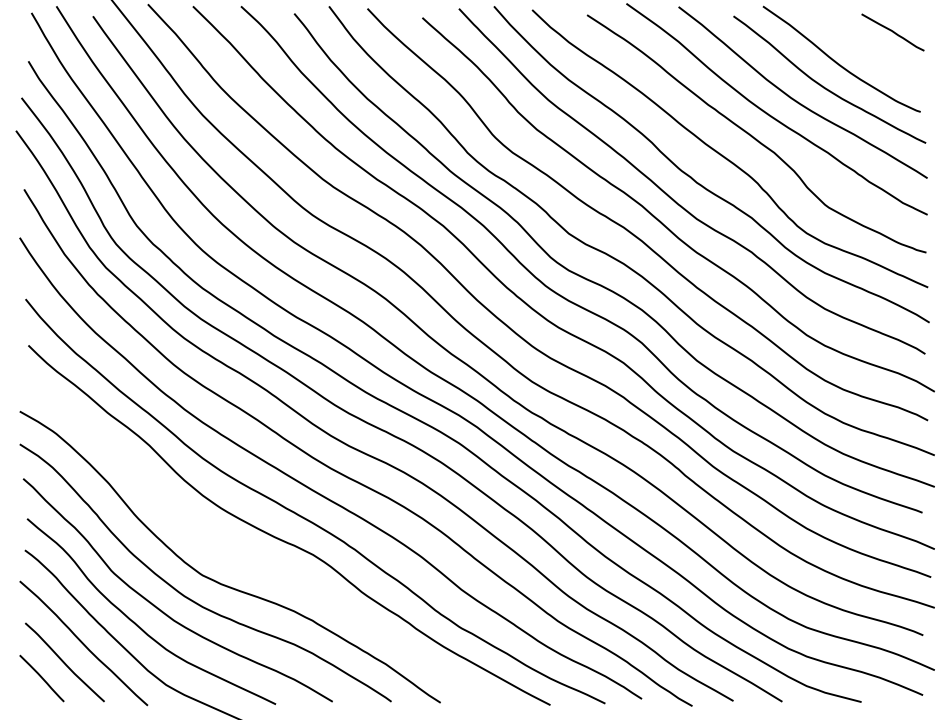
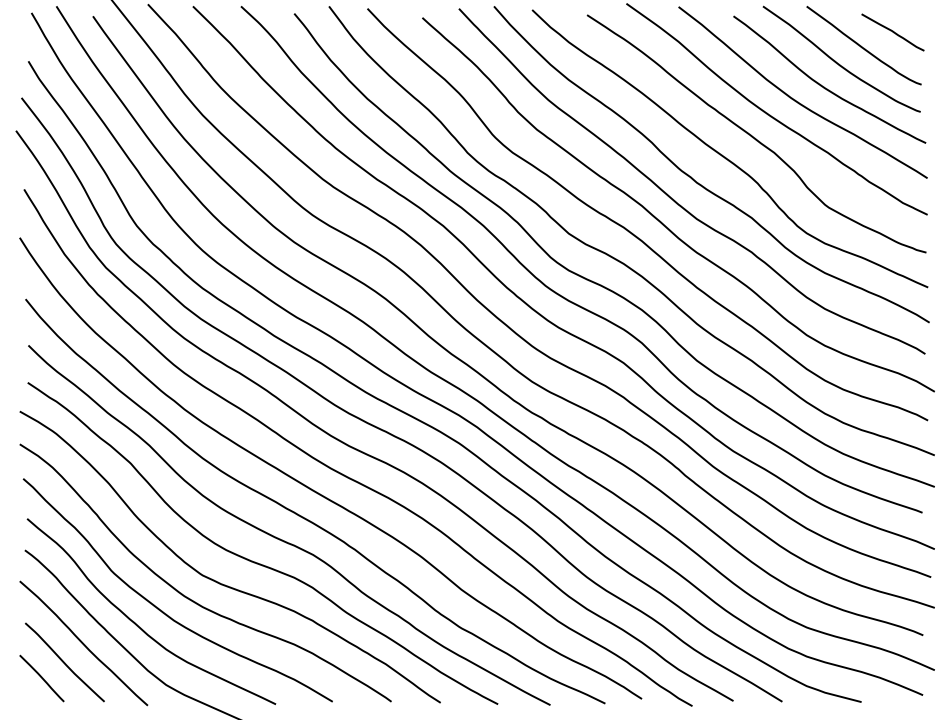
curve: none -> present (862, 46)
curve: none -> present (255, 561)
